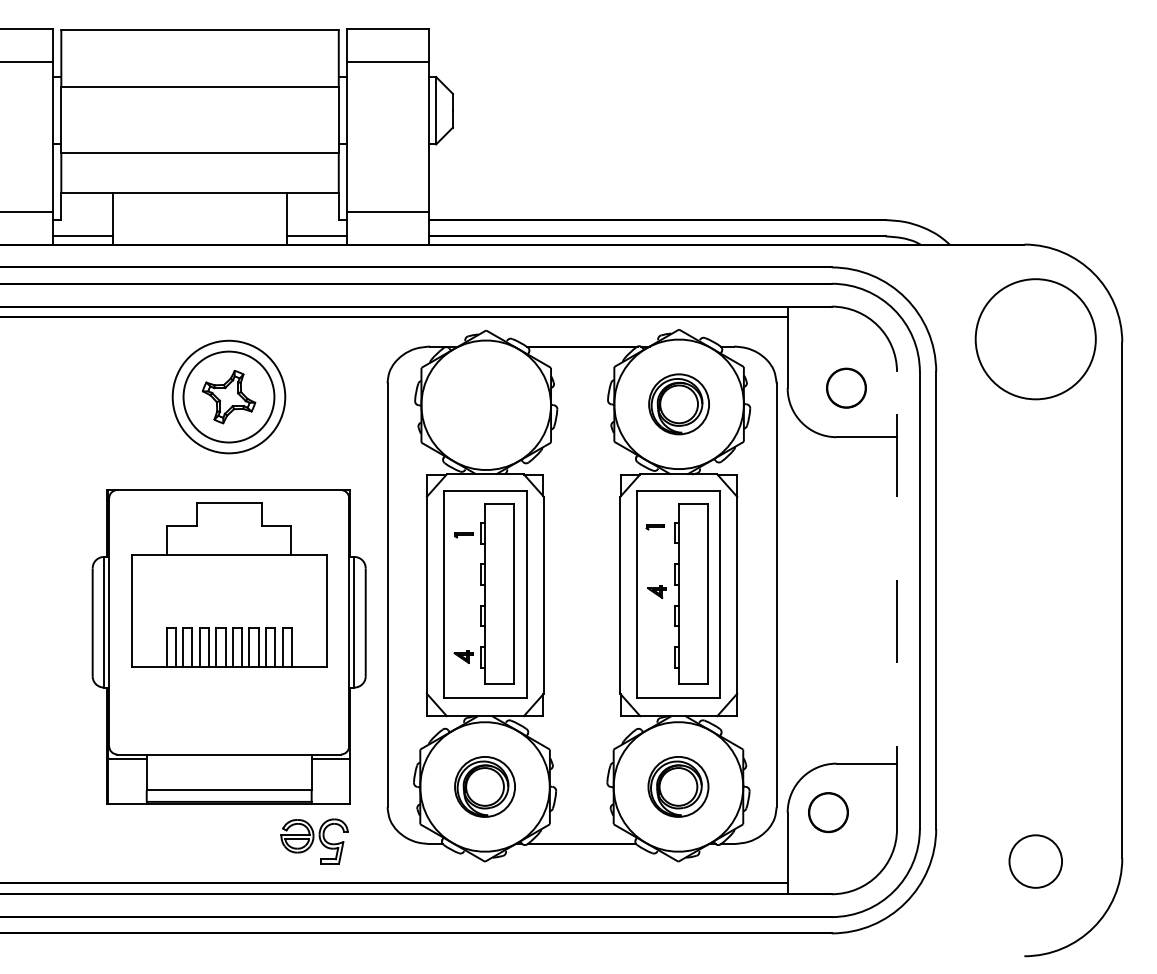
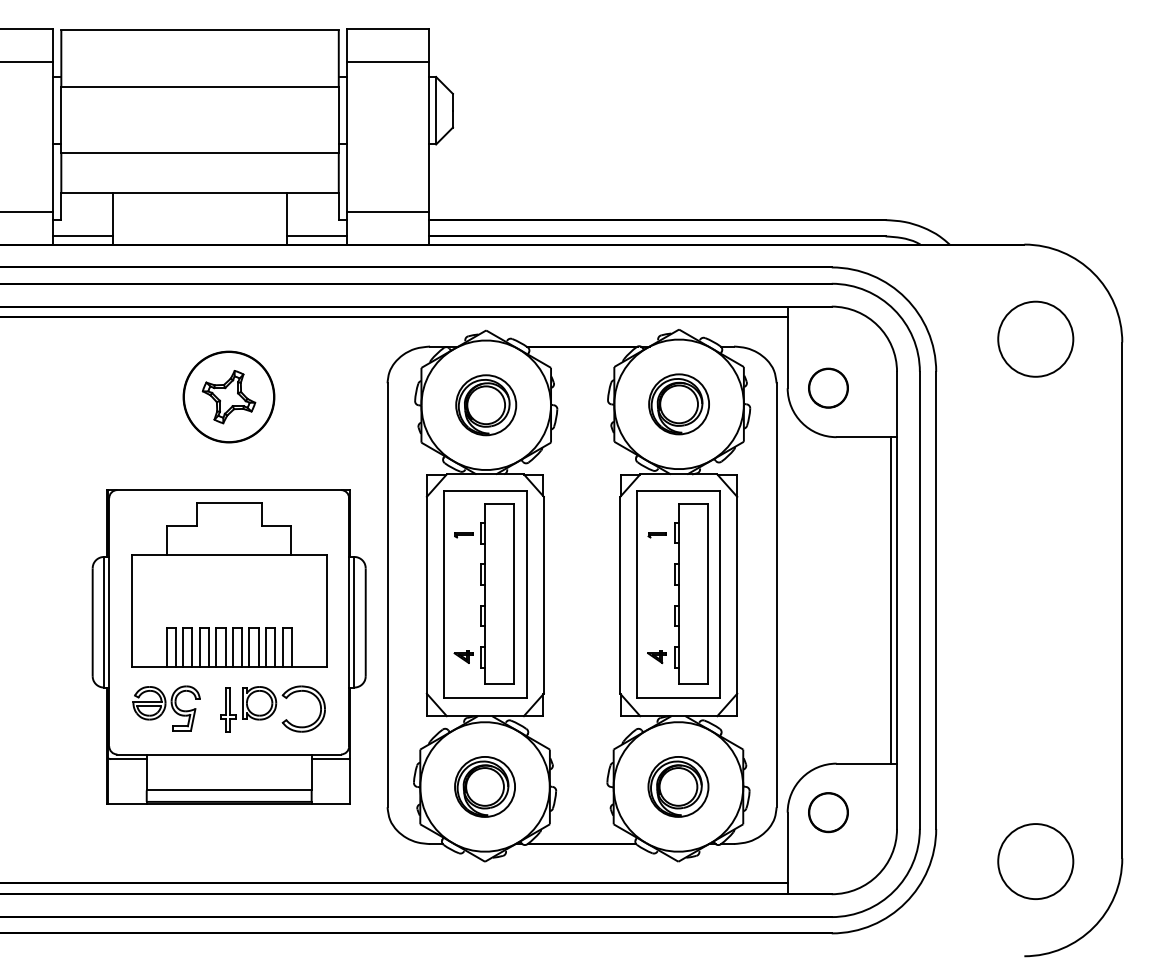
circle diameter: 120 px -> 75 px (1035, 338)
circle position: (846, 387) -> (828, 387) (828, 387)
circle diameter: 113 px -> 90 px (228, 397)
part: none -> present (486, 405)
part position: (654, 527) -> (656, 535) (656, 535)
part position: (656, 592) -> (656, 657) (656, 657)
line: none -> present (891, 600)
line: dashed -> solid (897, 600)
part: none -> present (272, 708)
part position: (314, 841) -> (166, 708) (166, 708)
circle diameter: 53 px -> 75 px (1035, 861)
